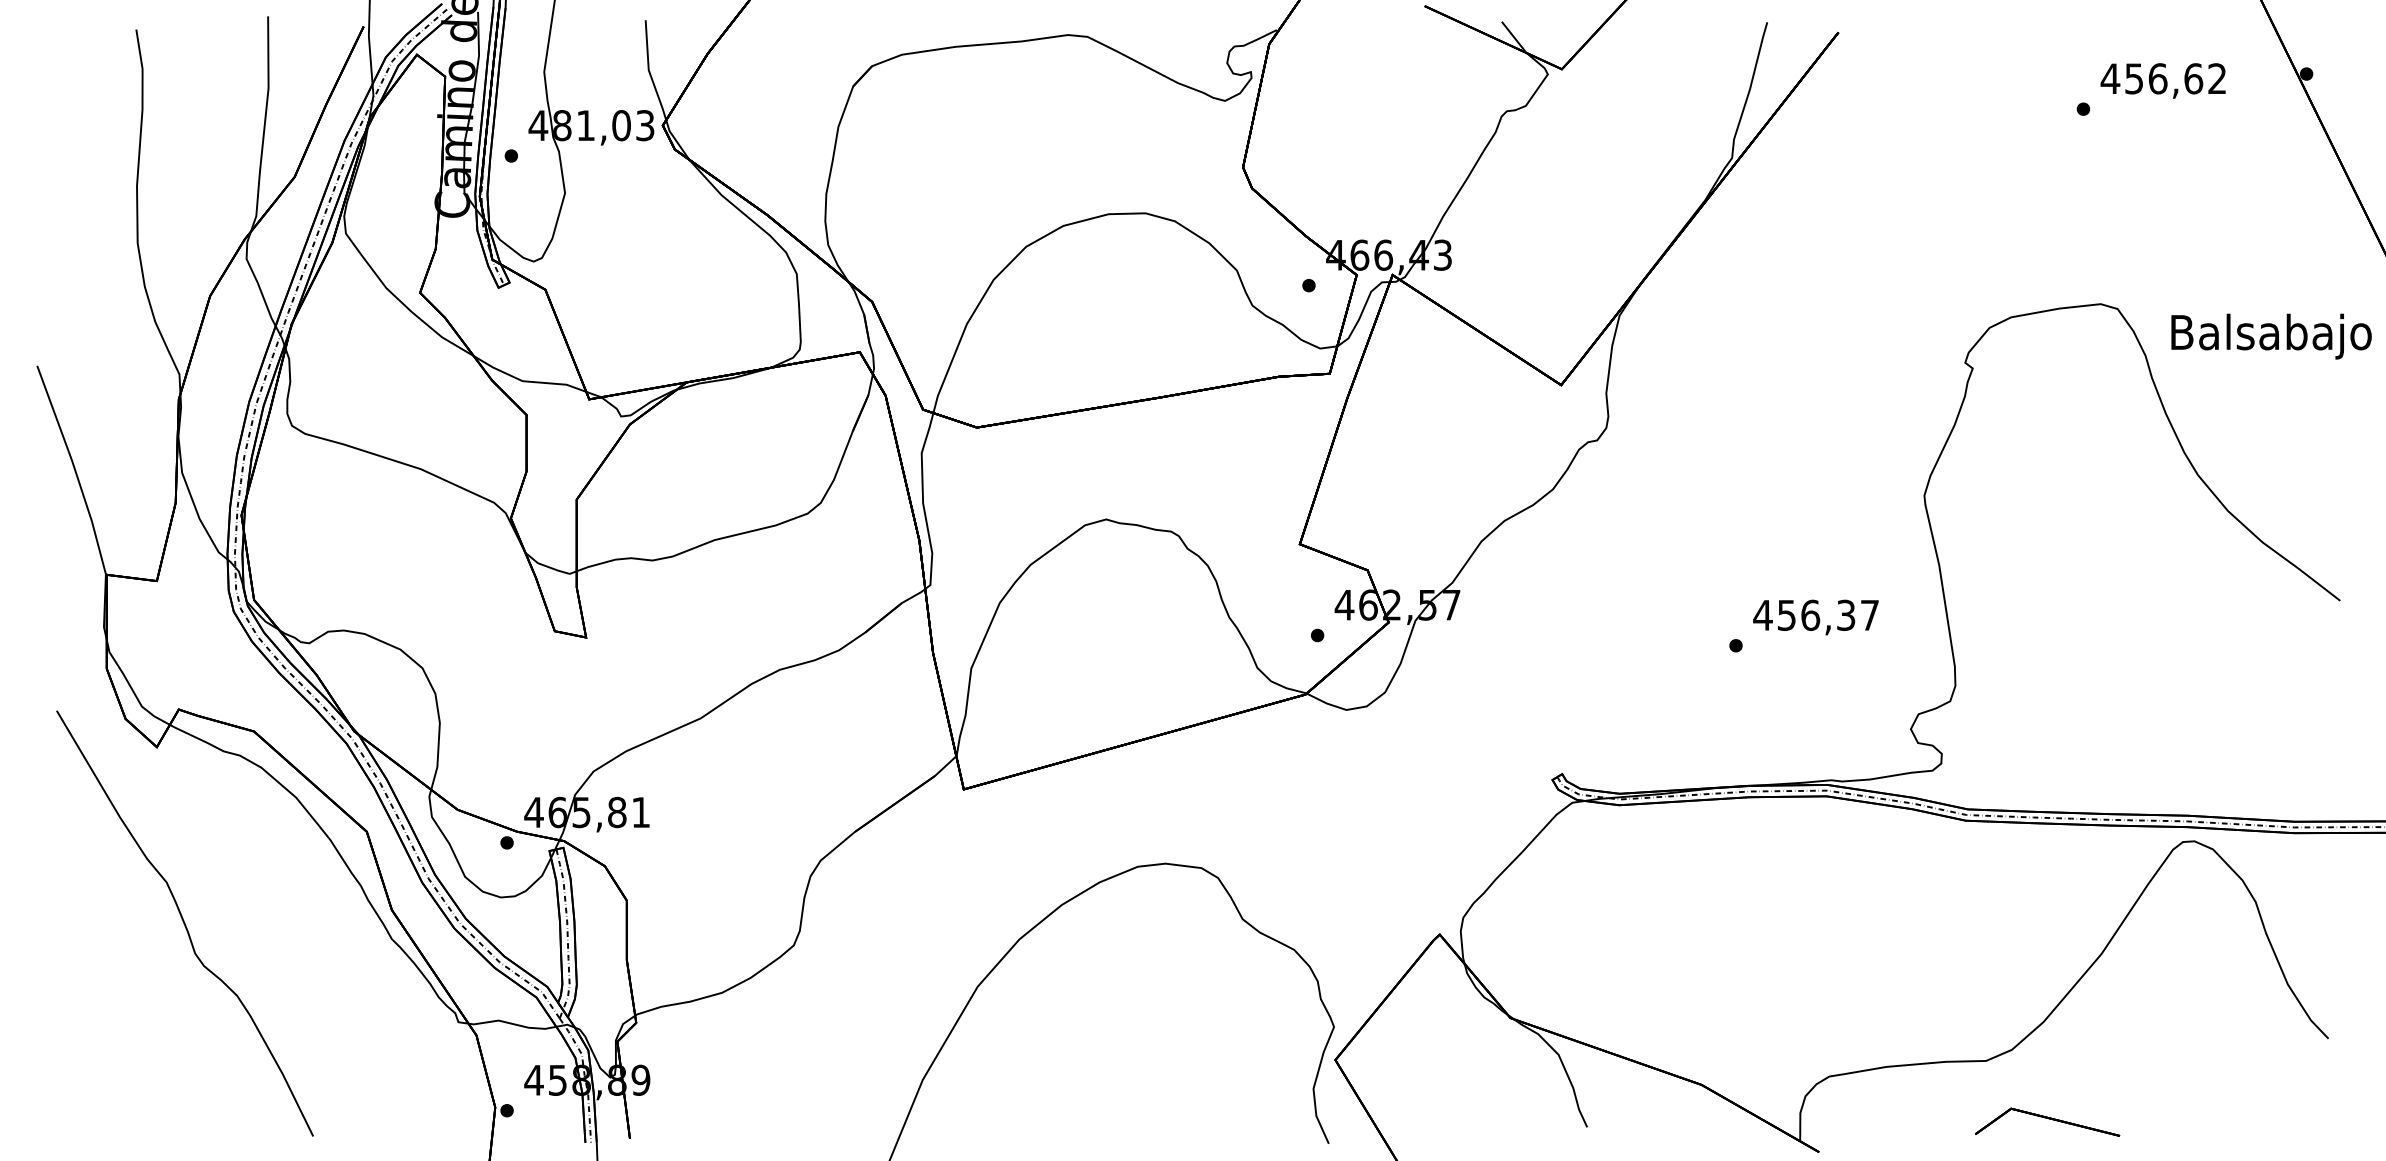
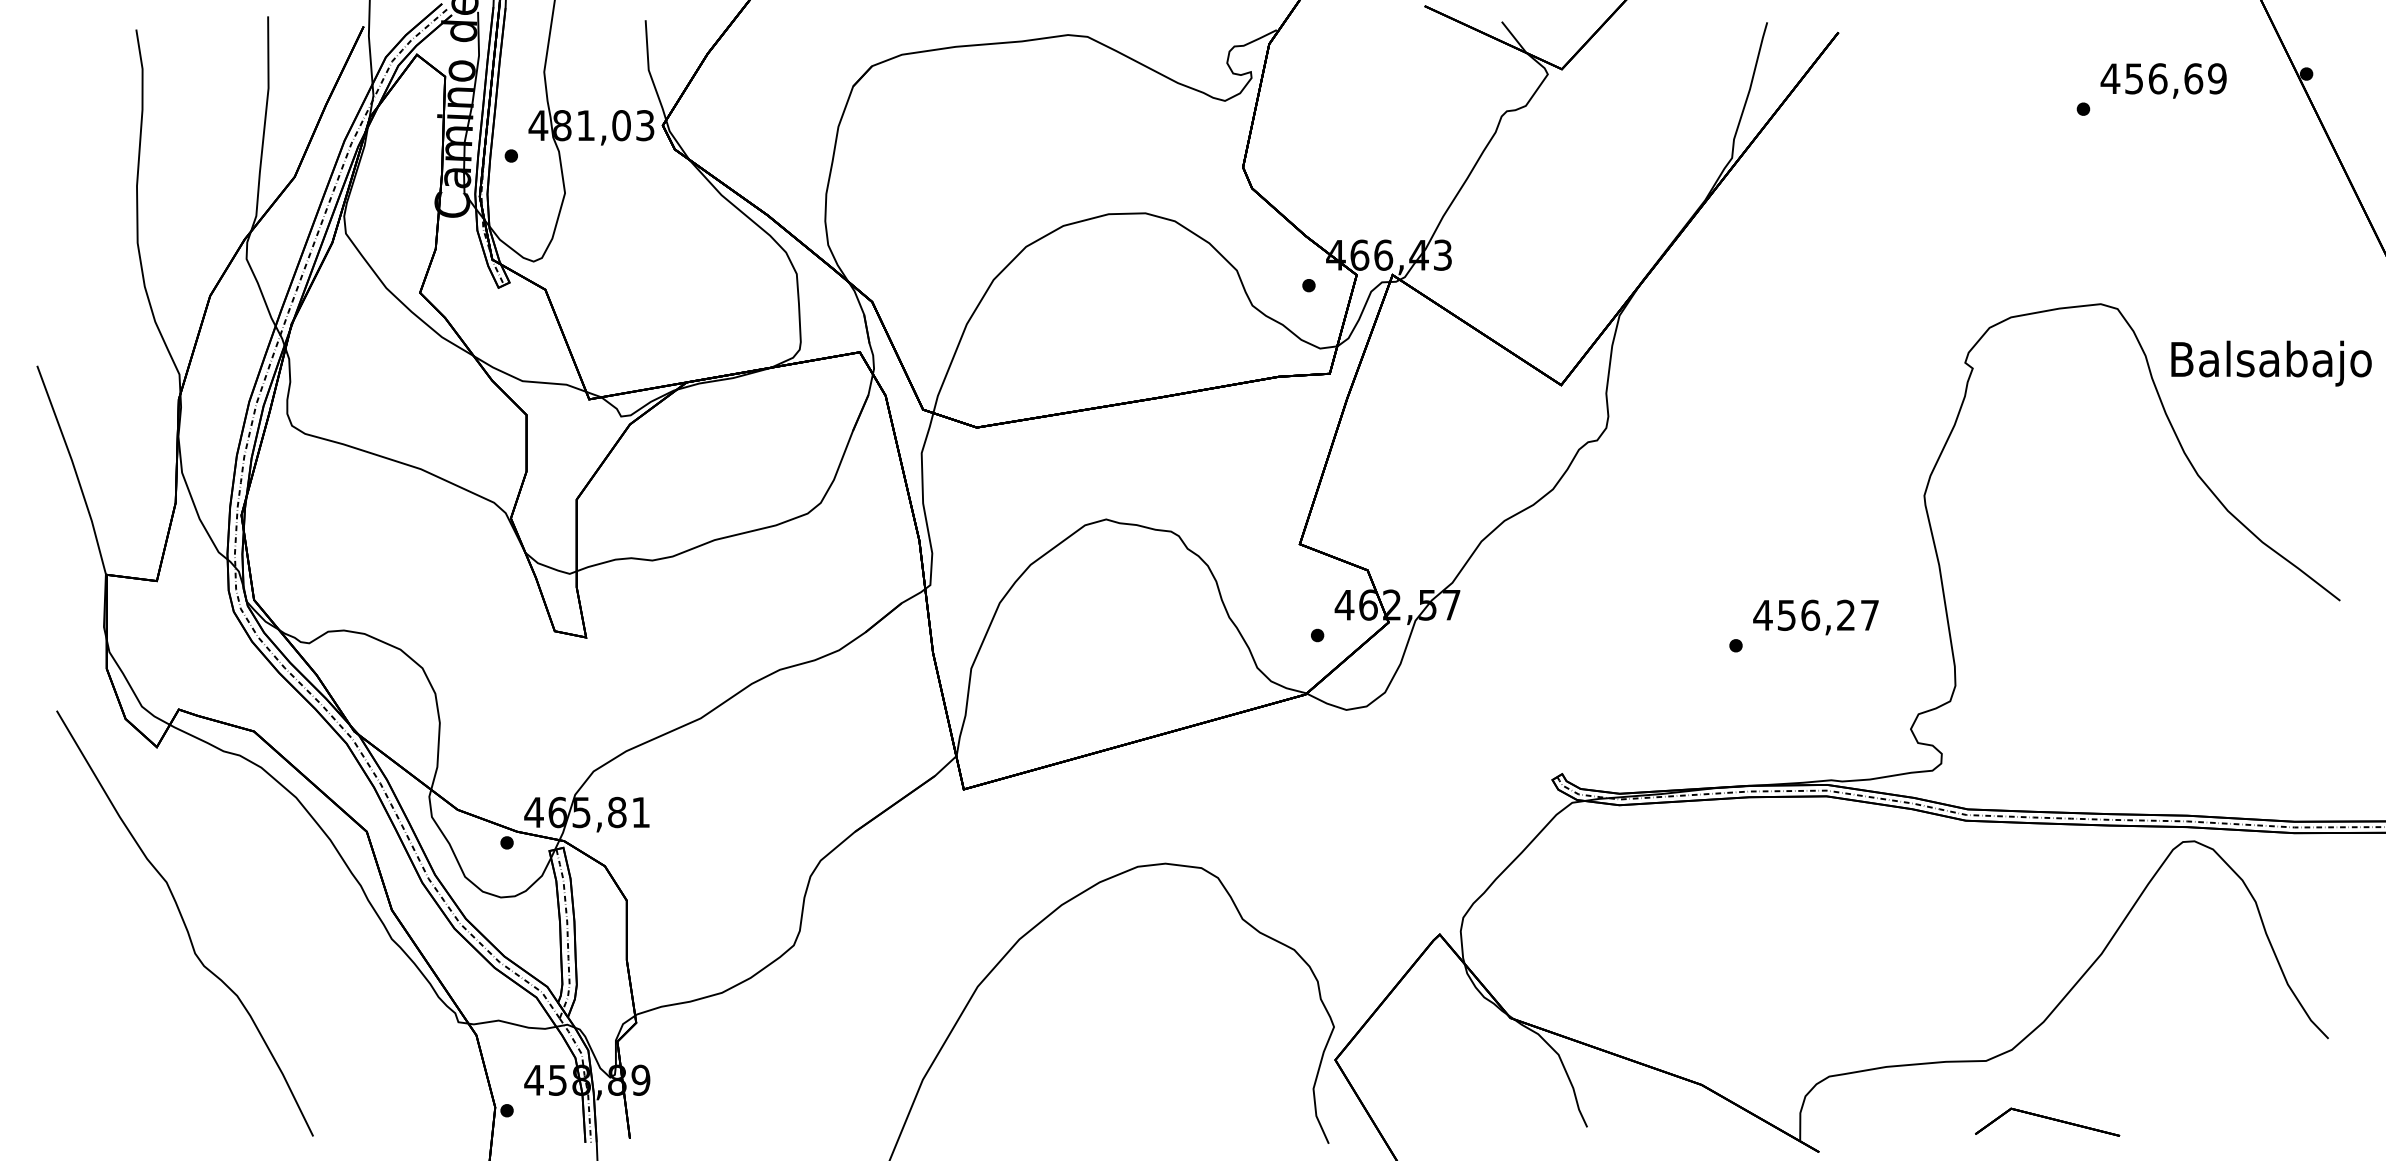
text: 456,62 -> 456,69 (2217, 78)
text position: (2271, 336) -> (2271, 363) (2271, 363)
text: 456,37 -> 456,27 (1846, 615)
